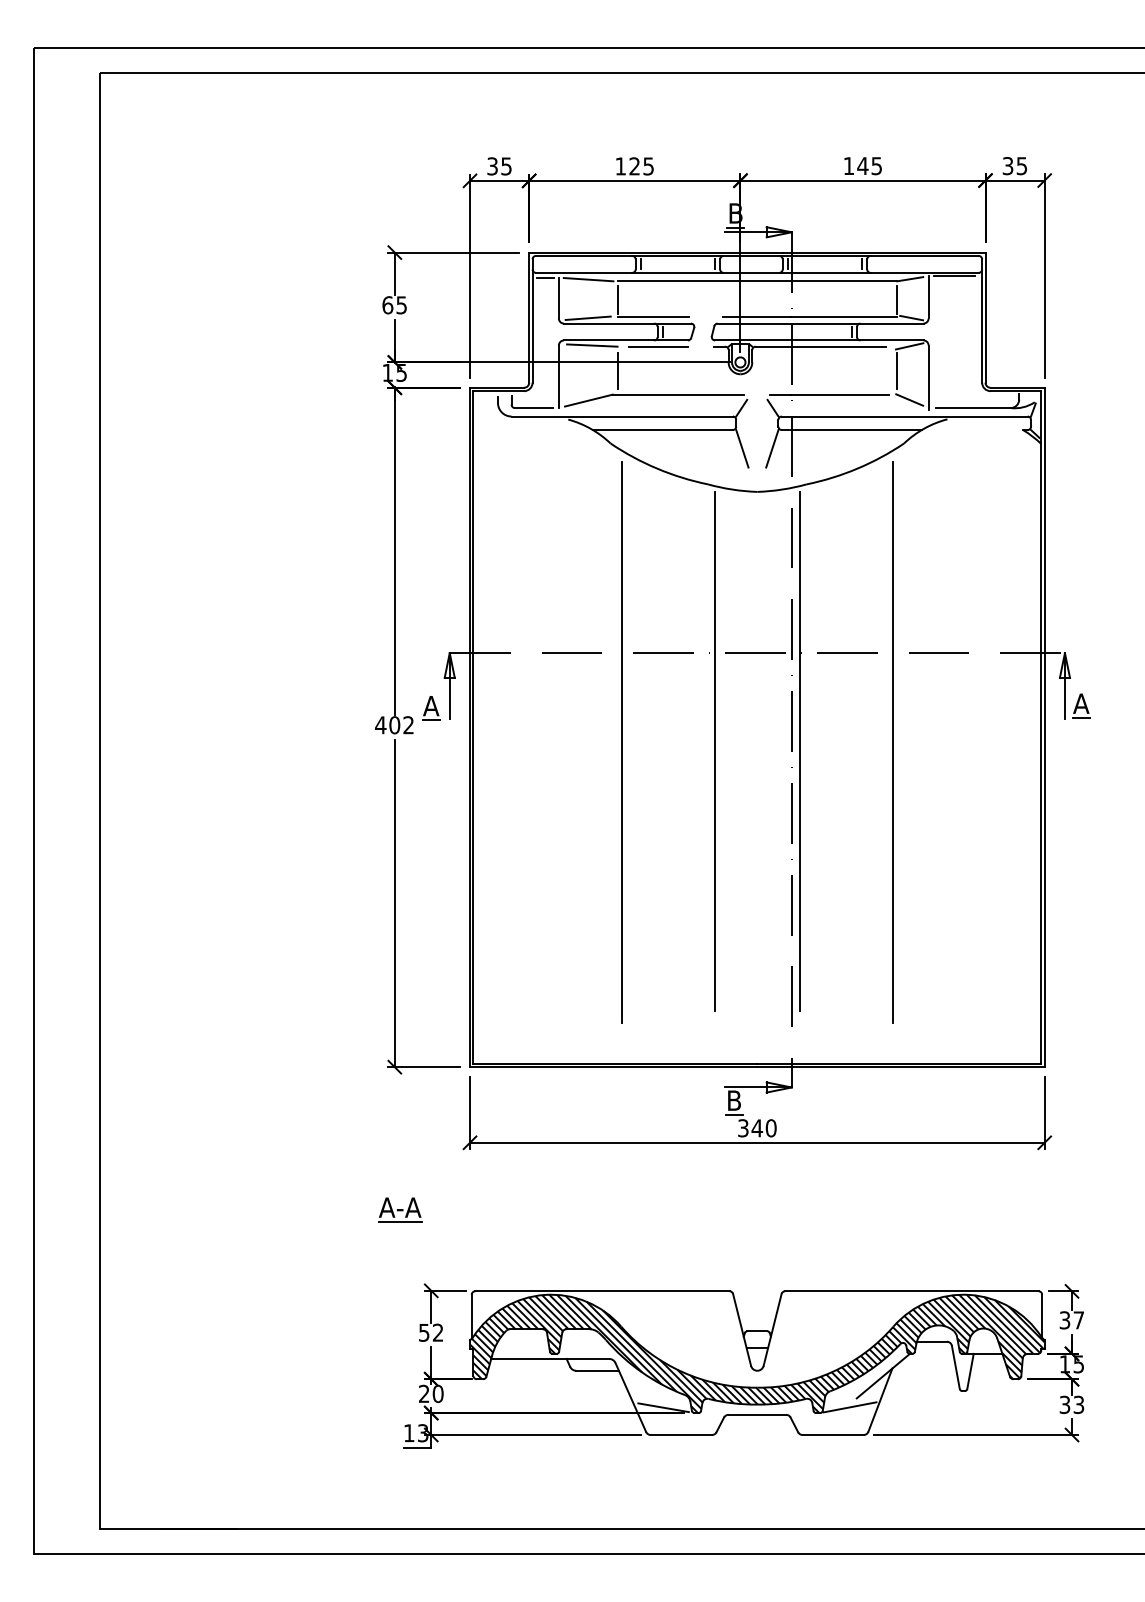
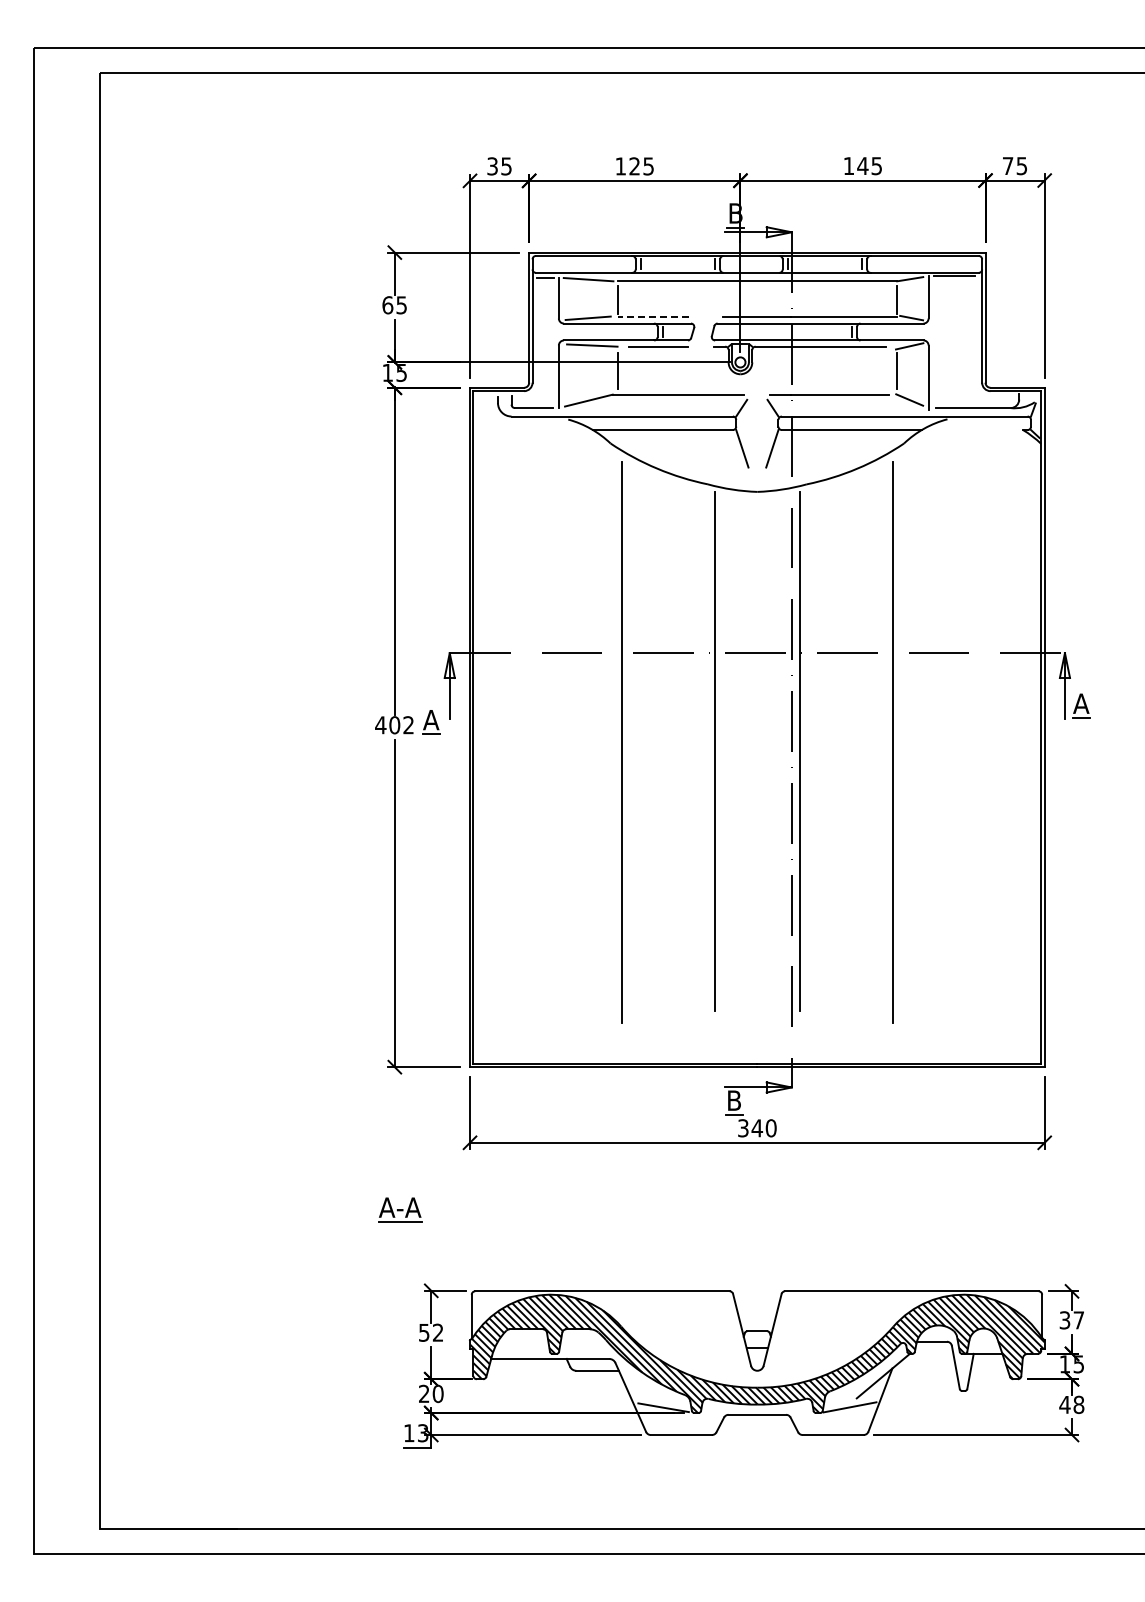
text: 35 -> 75 (1007, 166)
line: solid -> dashed (653, 316)
part position: (431, 708) -> (431, 722) (431, 722)
text: 33 -> 48 (1071, 1404)
